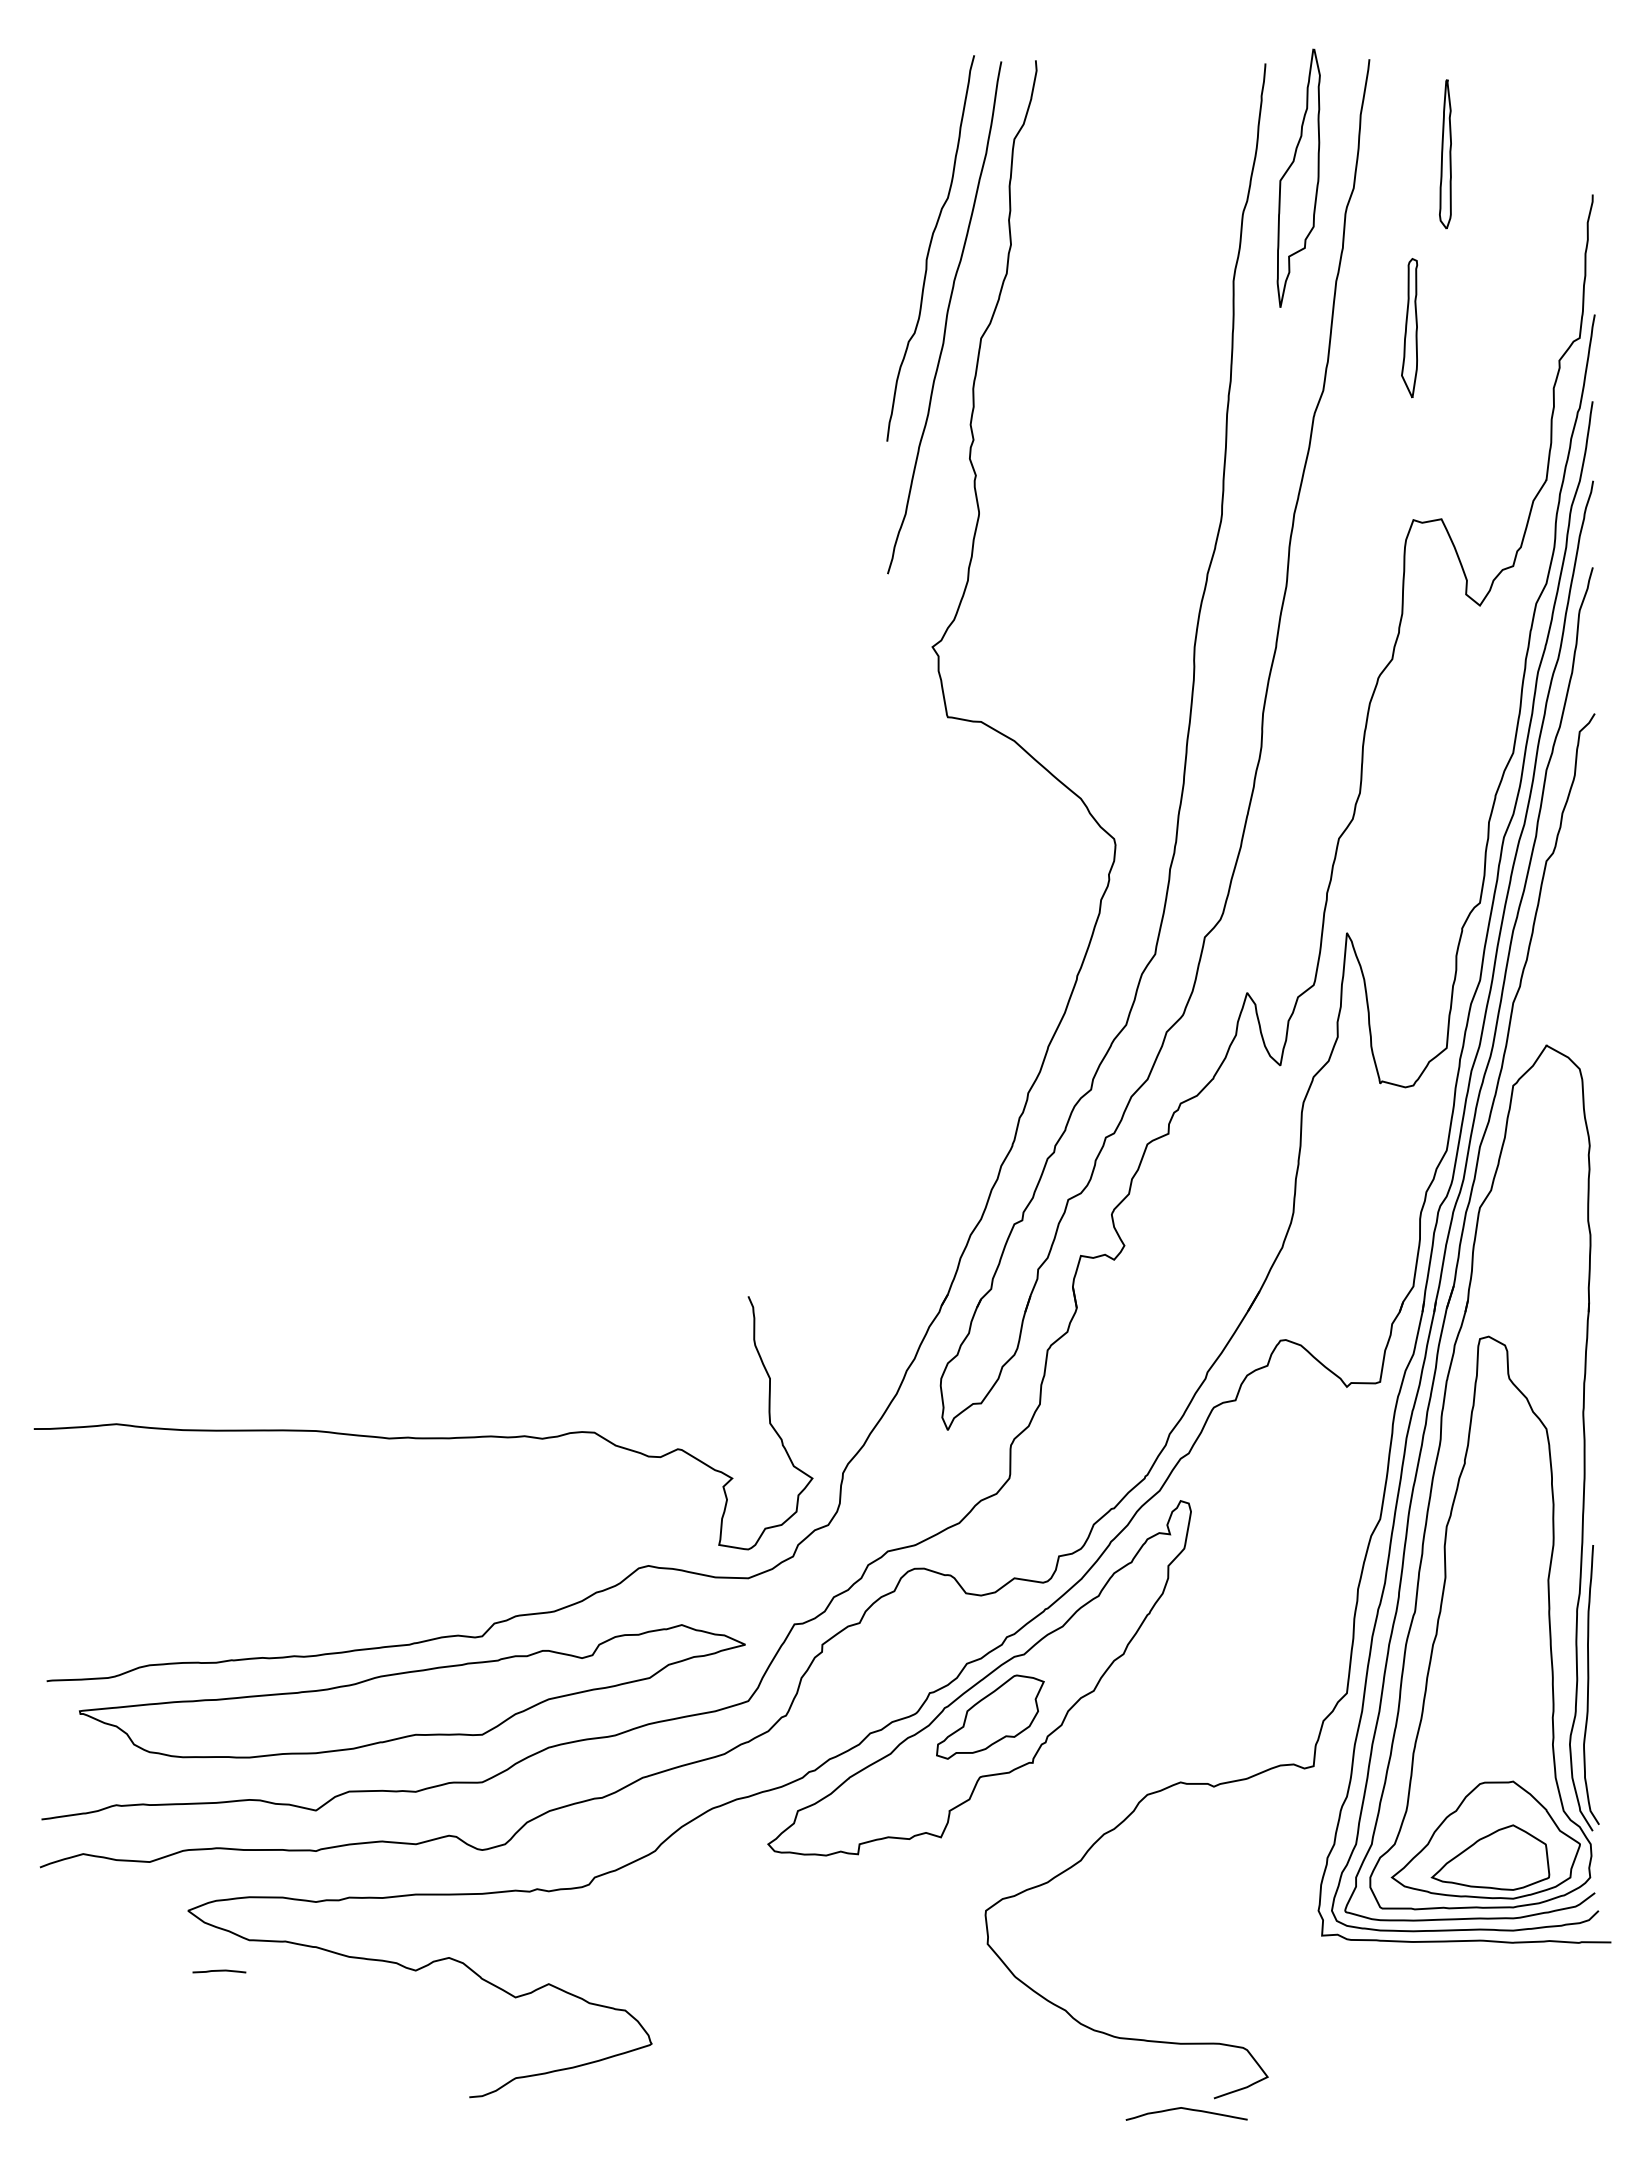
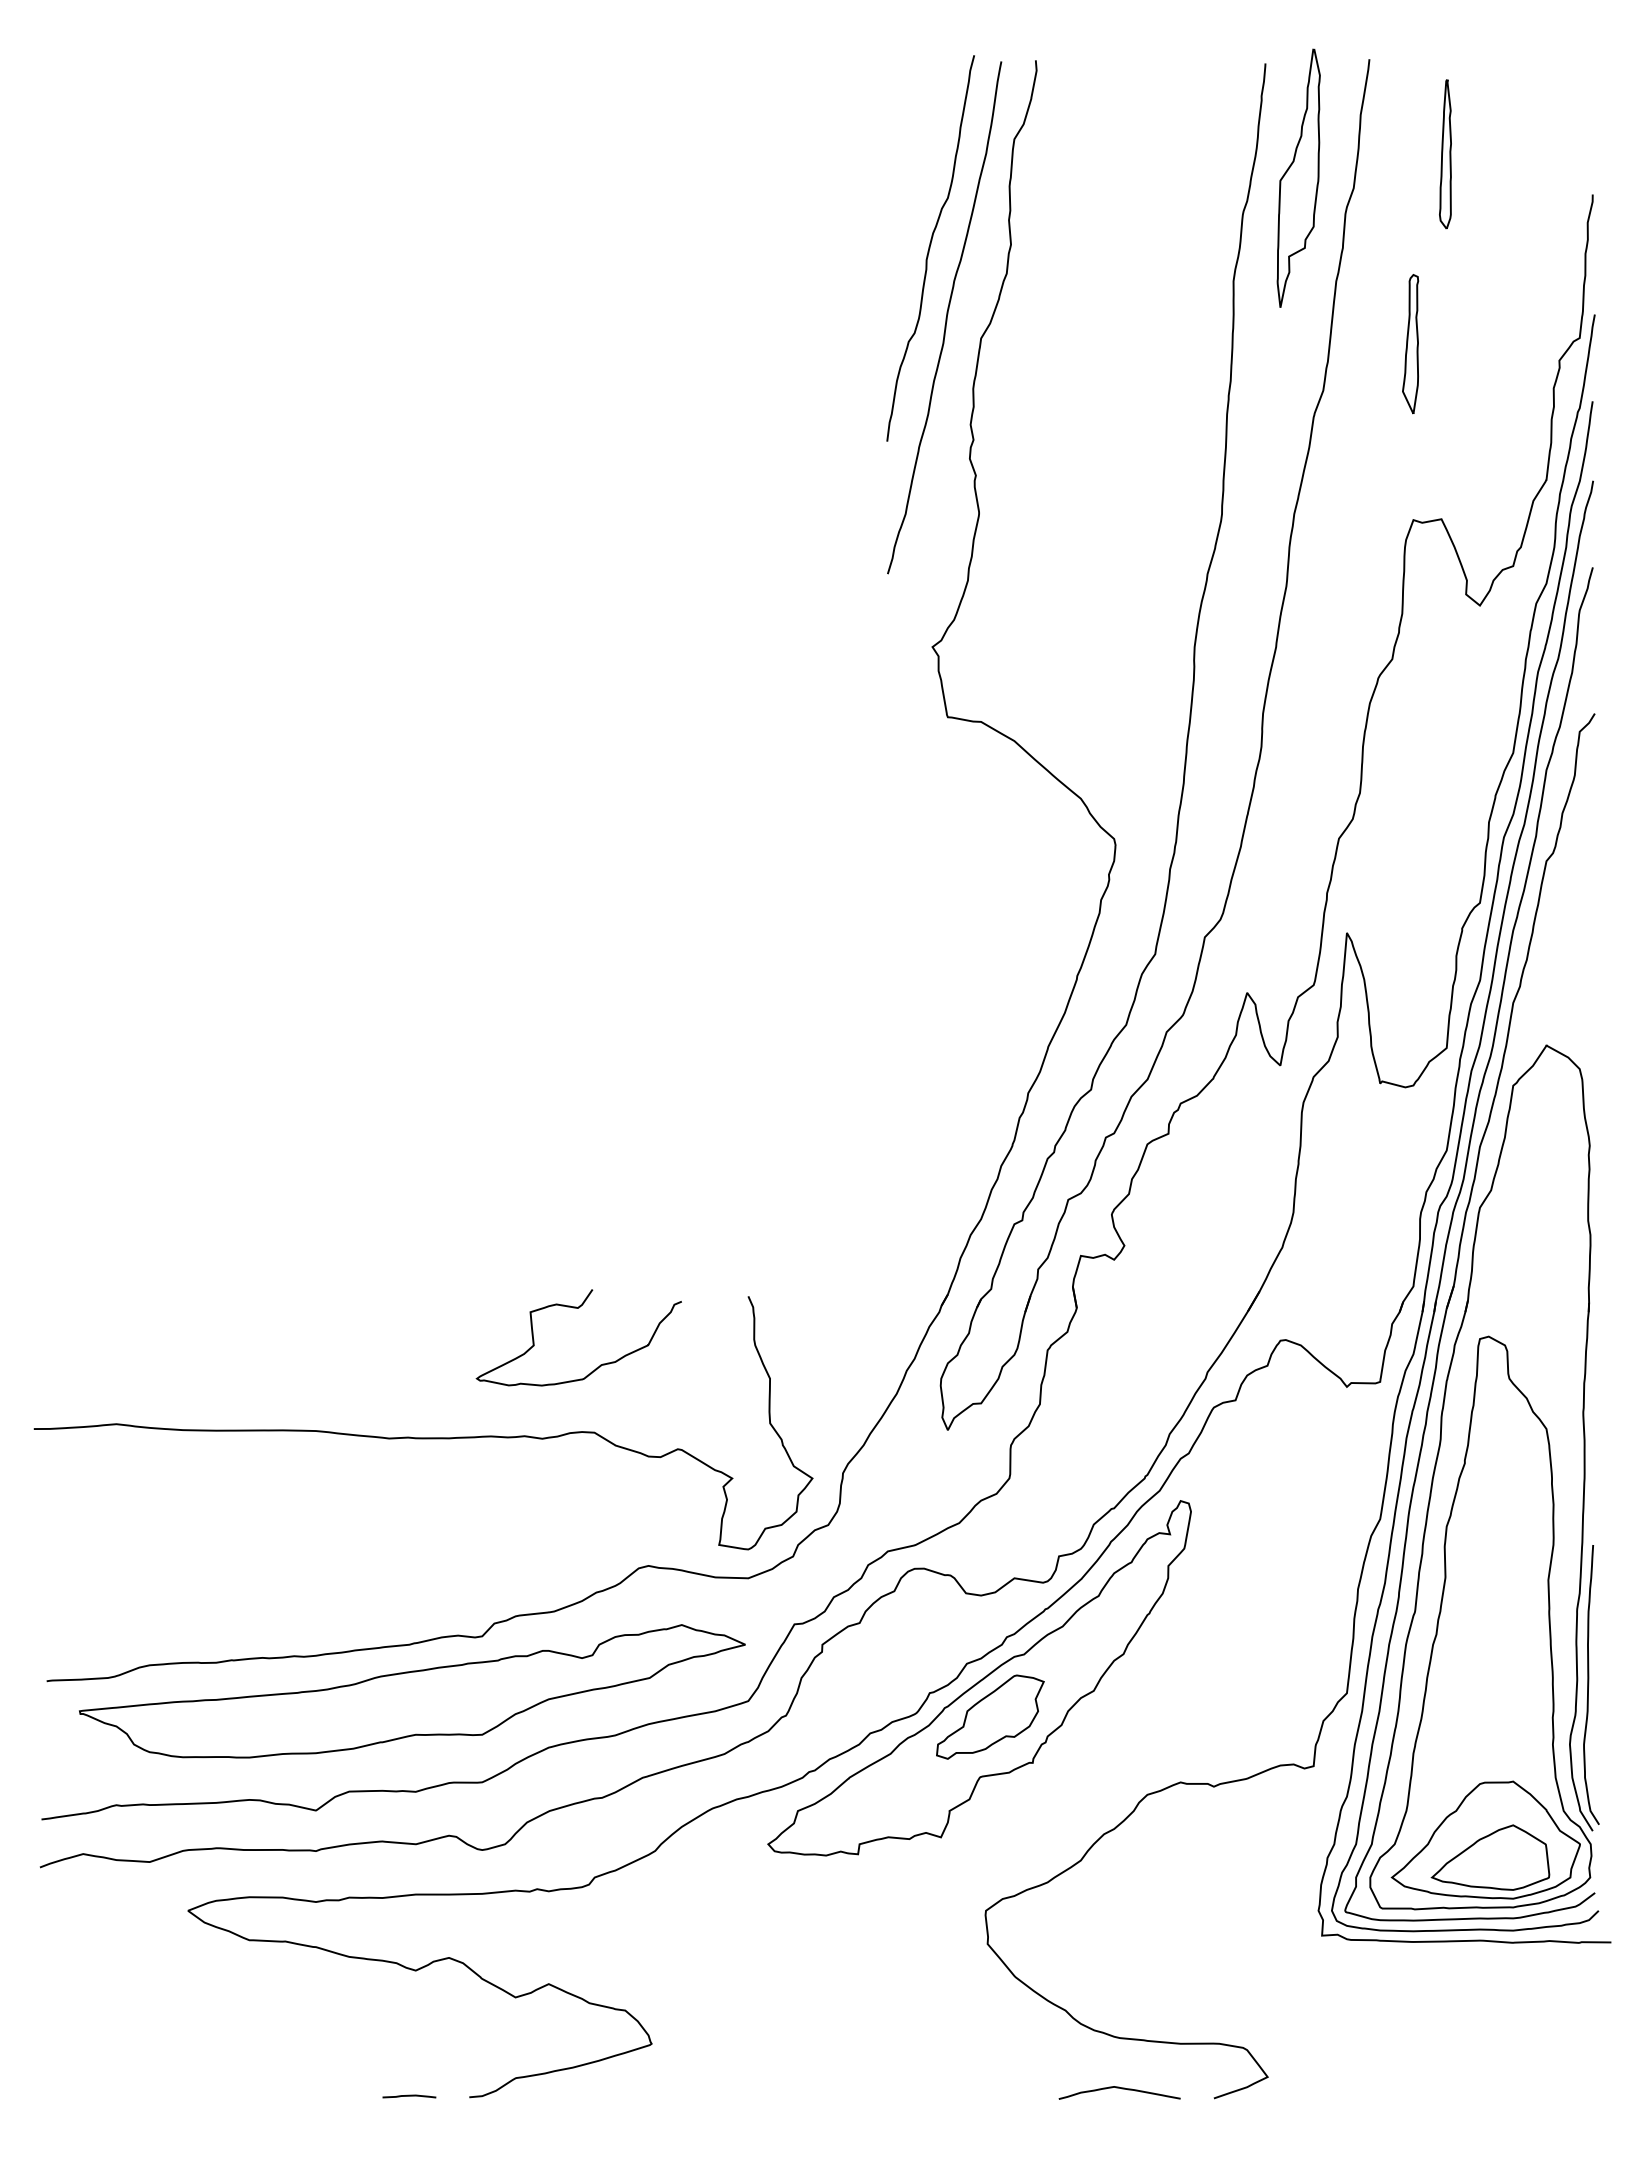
part position: (1409, 328) -> (1410, 344) (1410, 344)
curve: none -> present (578, 1308)
curve position: (219, 1971) -> (409, 2096) (409, 2096)
curve position: (1188, 2110) -> (1121, 2089) (1121, 2089)
